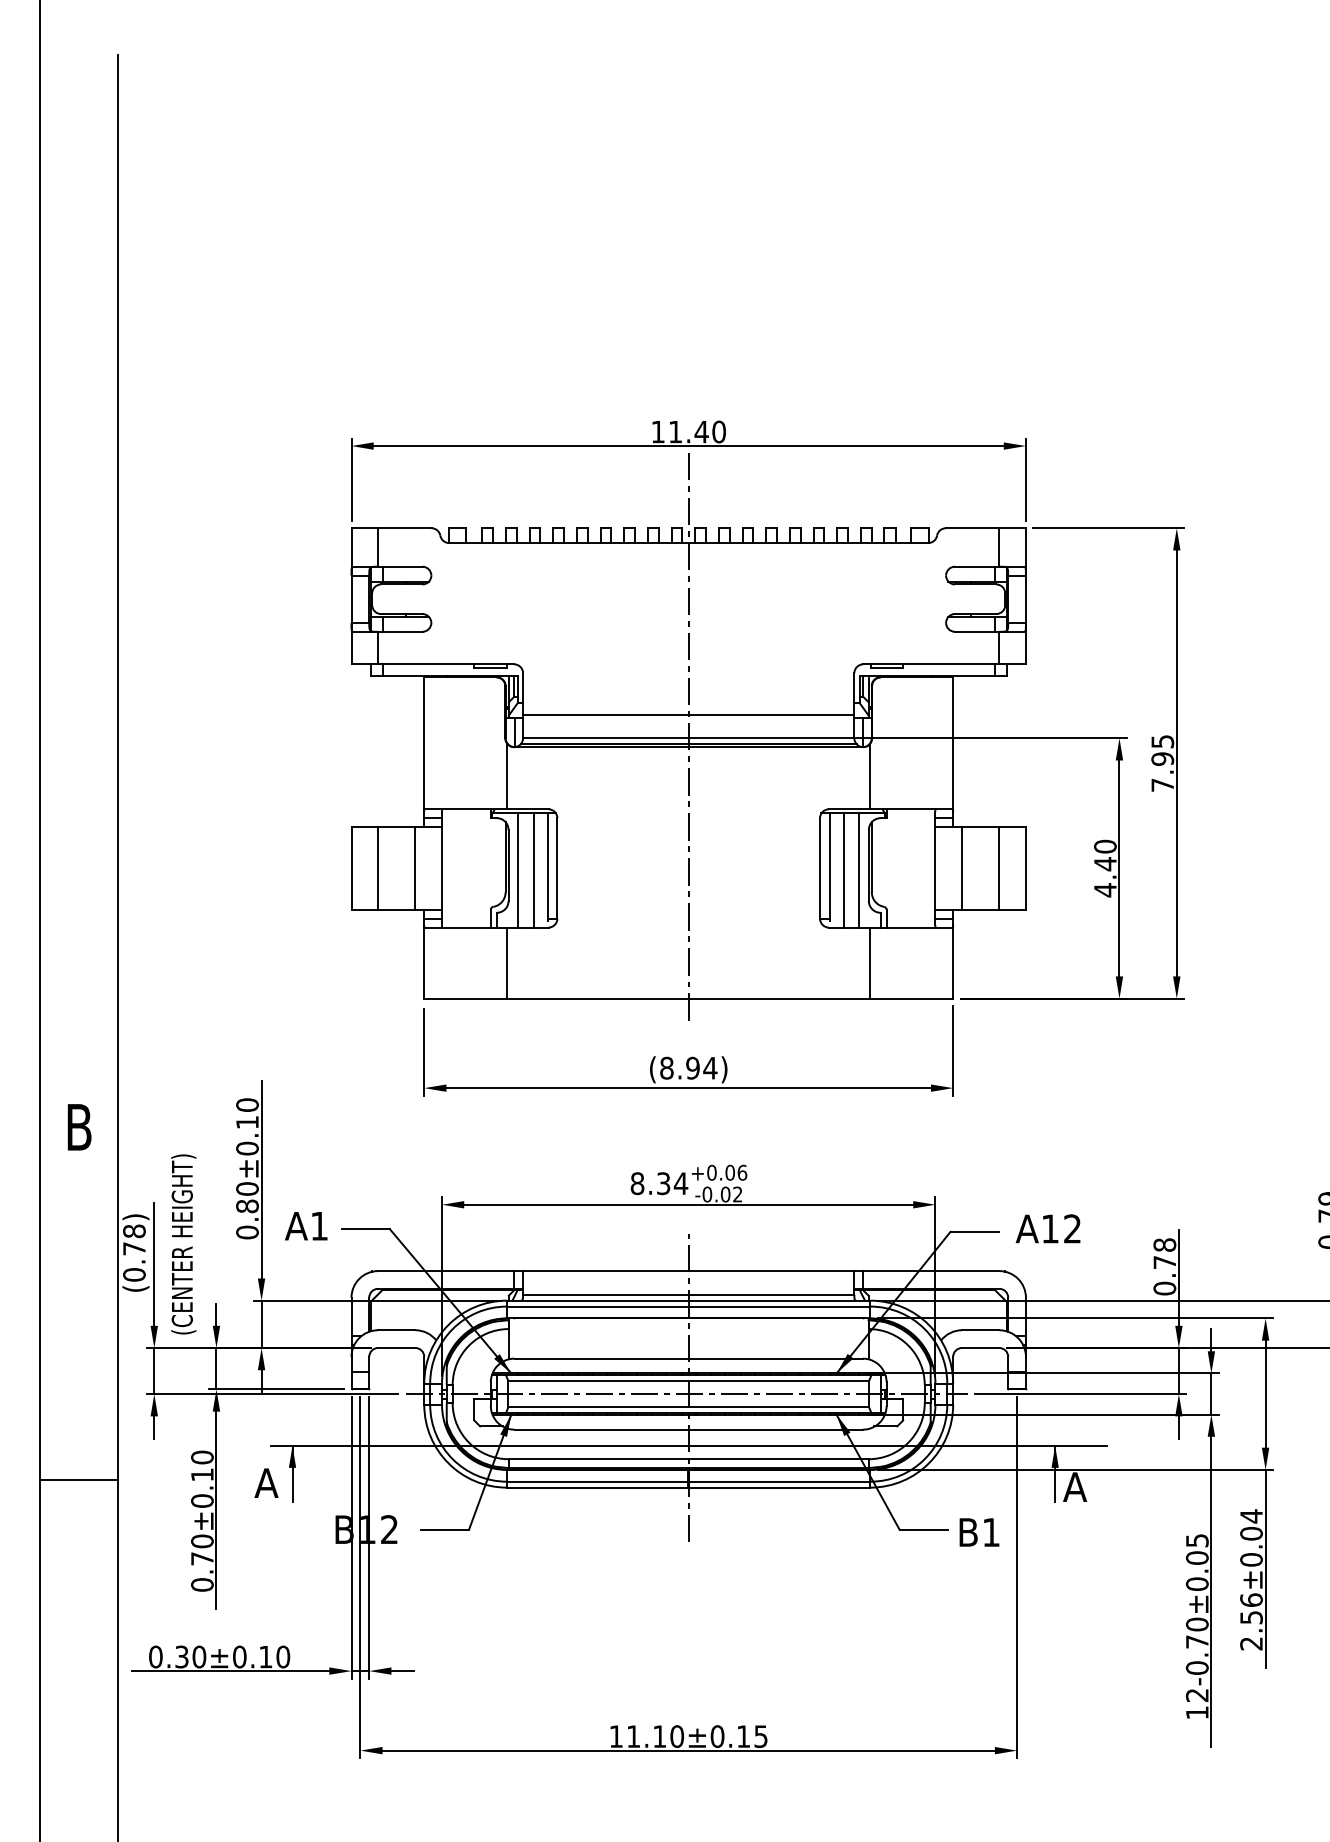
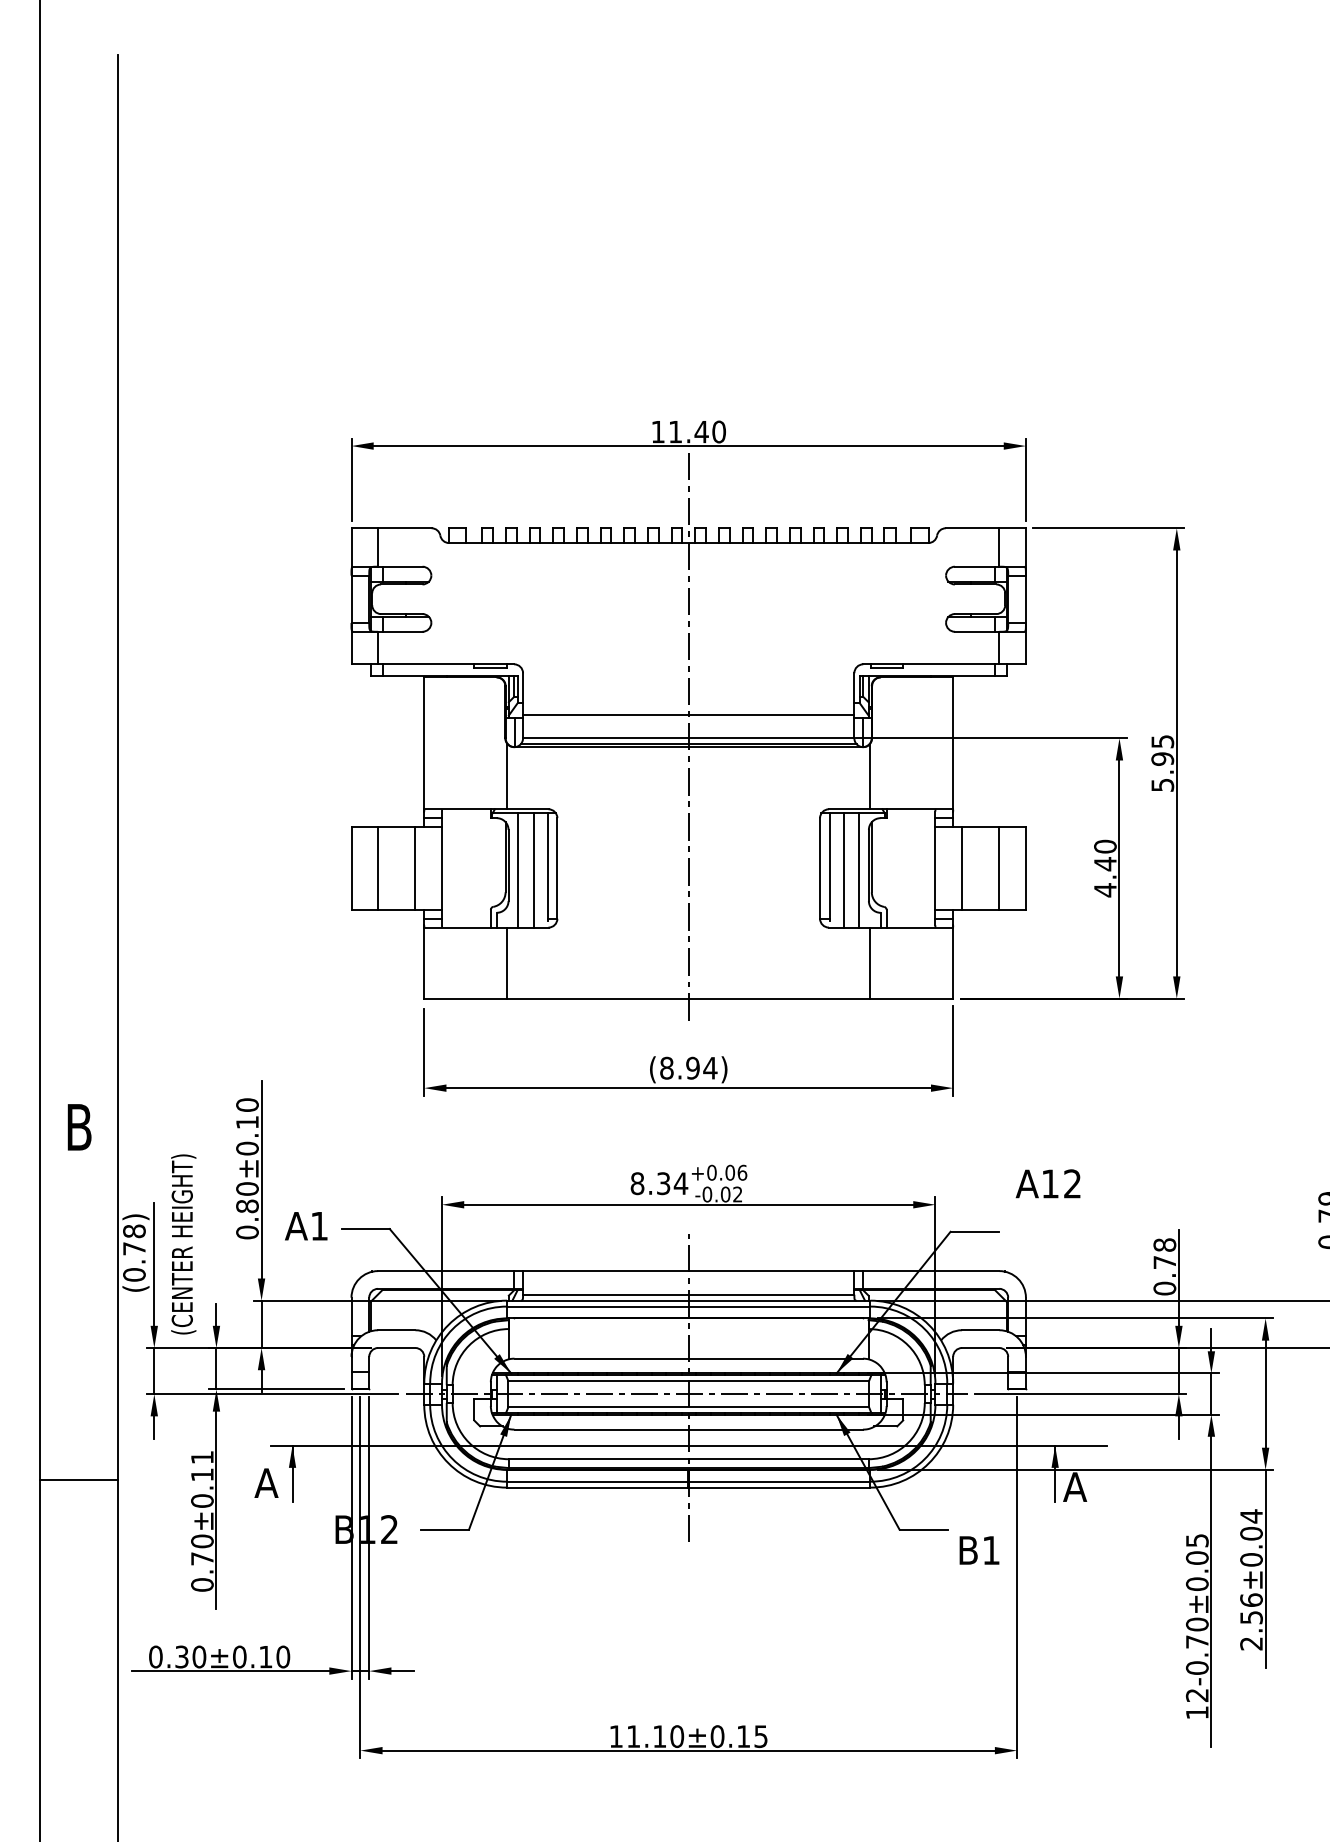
text: 7.95 -> 5.95 (1162, 784)
text position: (1047, 1228) -> (1047, 1183) (1047, 1183)
text: 0.70±0.10 -> 0.70±0.11 (202, 1457)
text position: (979, 1532) -> (979, 1550) (979, 1550)
